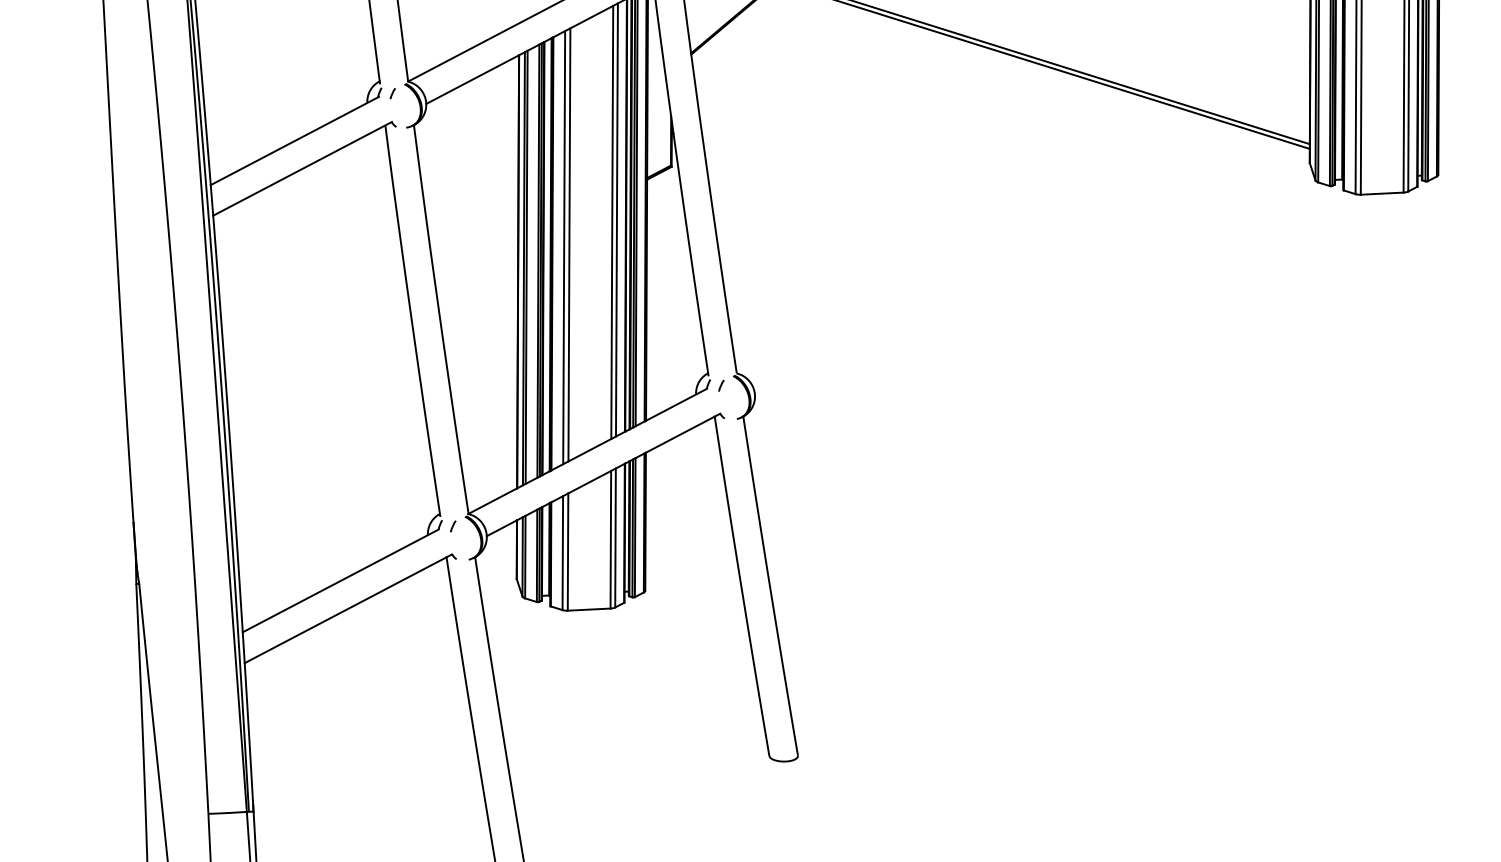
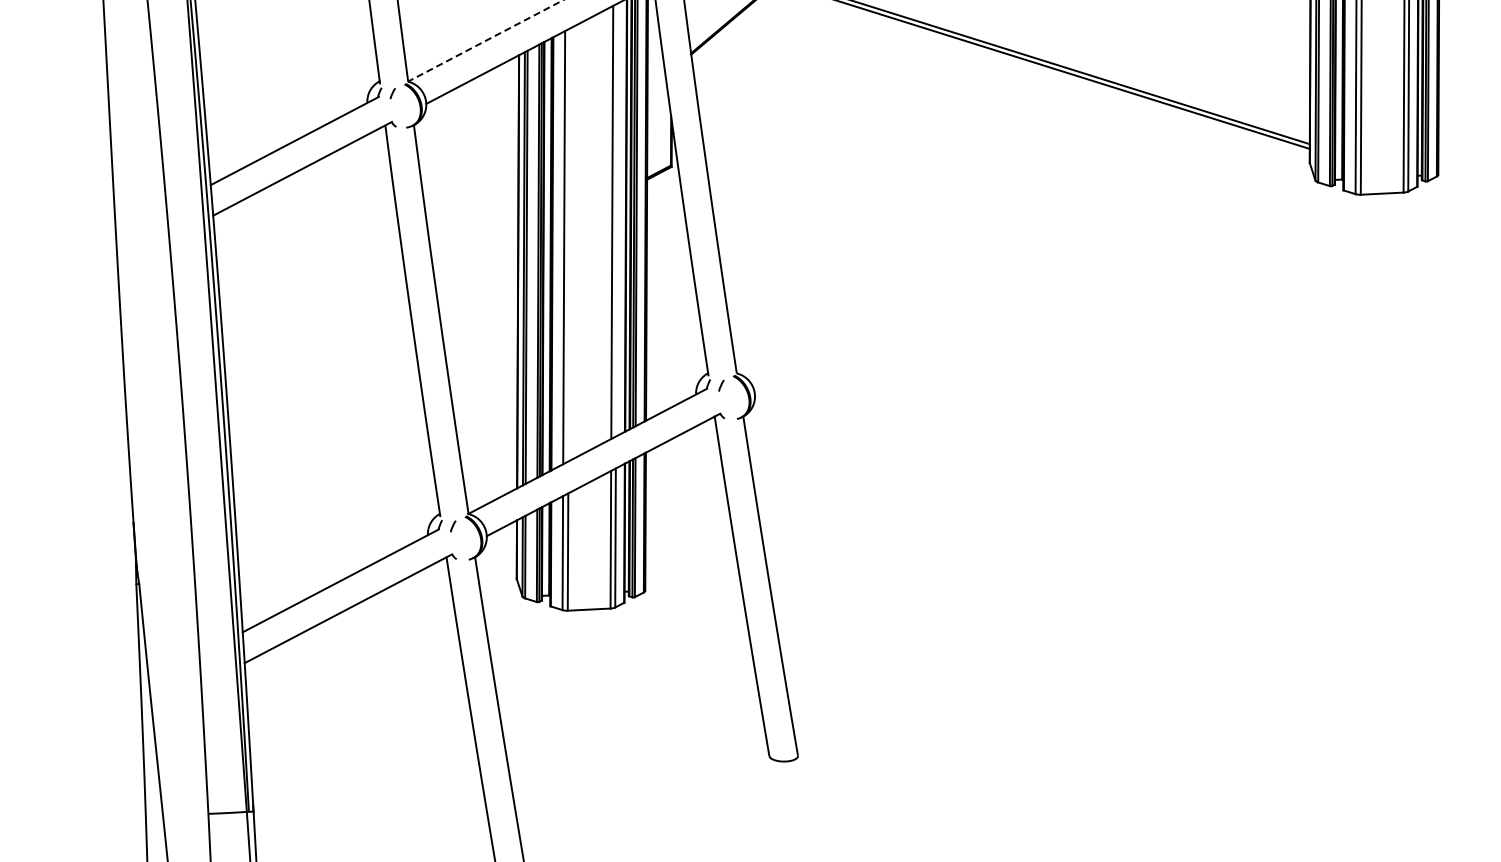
line: solid -> dashed (485, 41)
line: present -> none (616, 219)
line: present -> none (569, 244)
